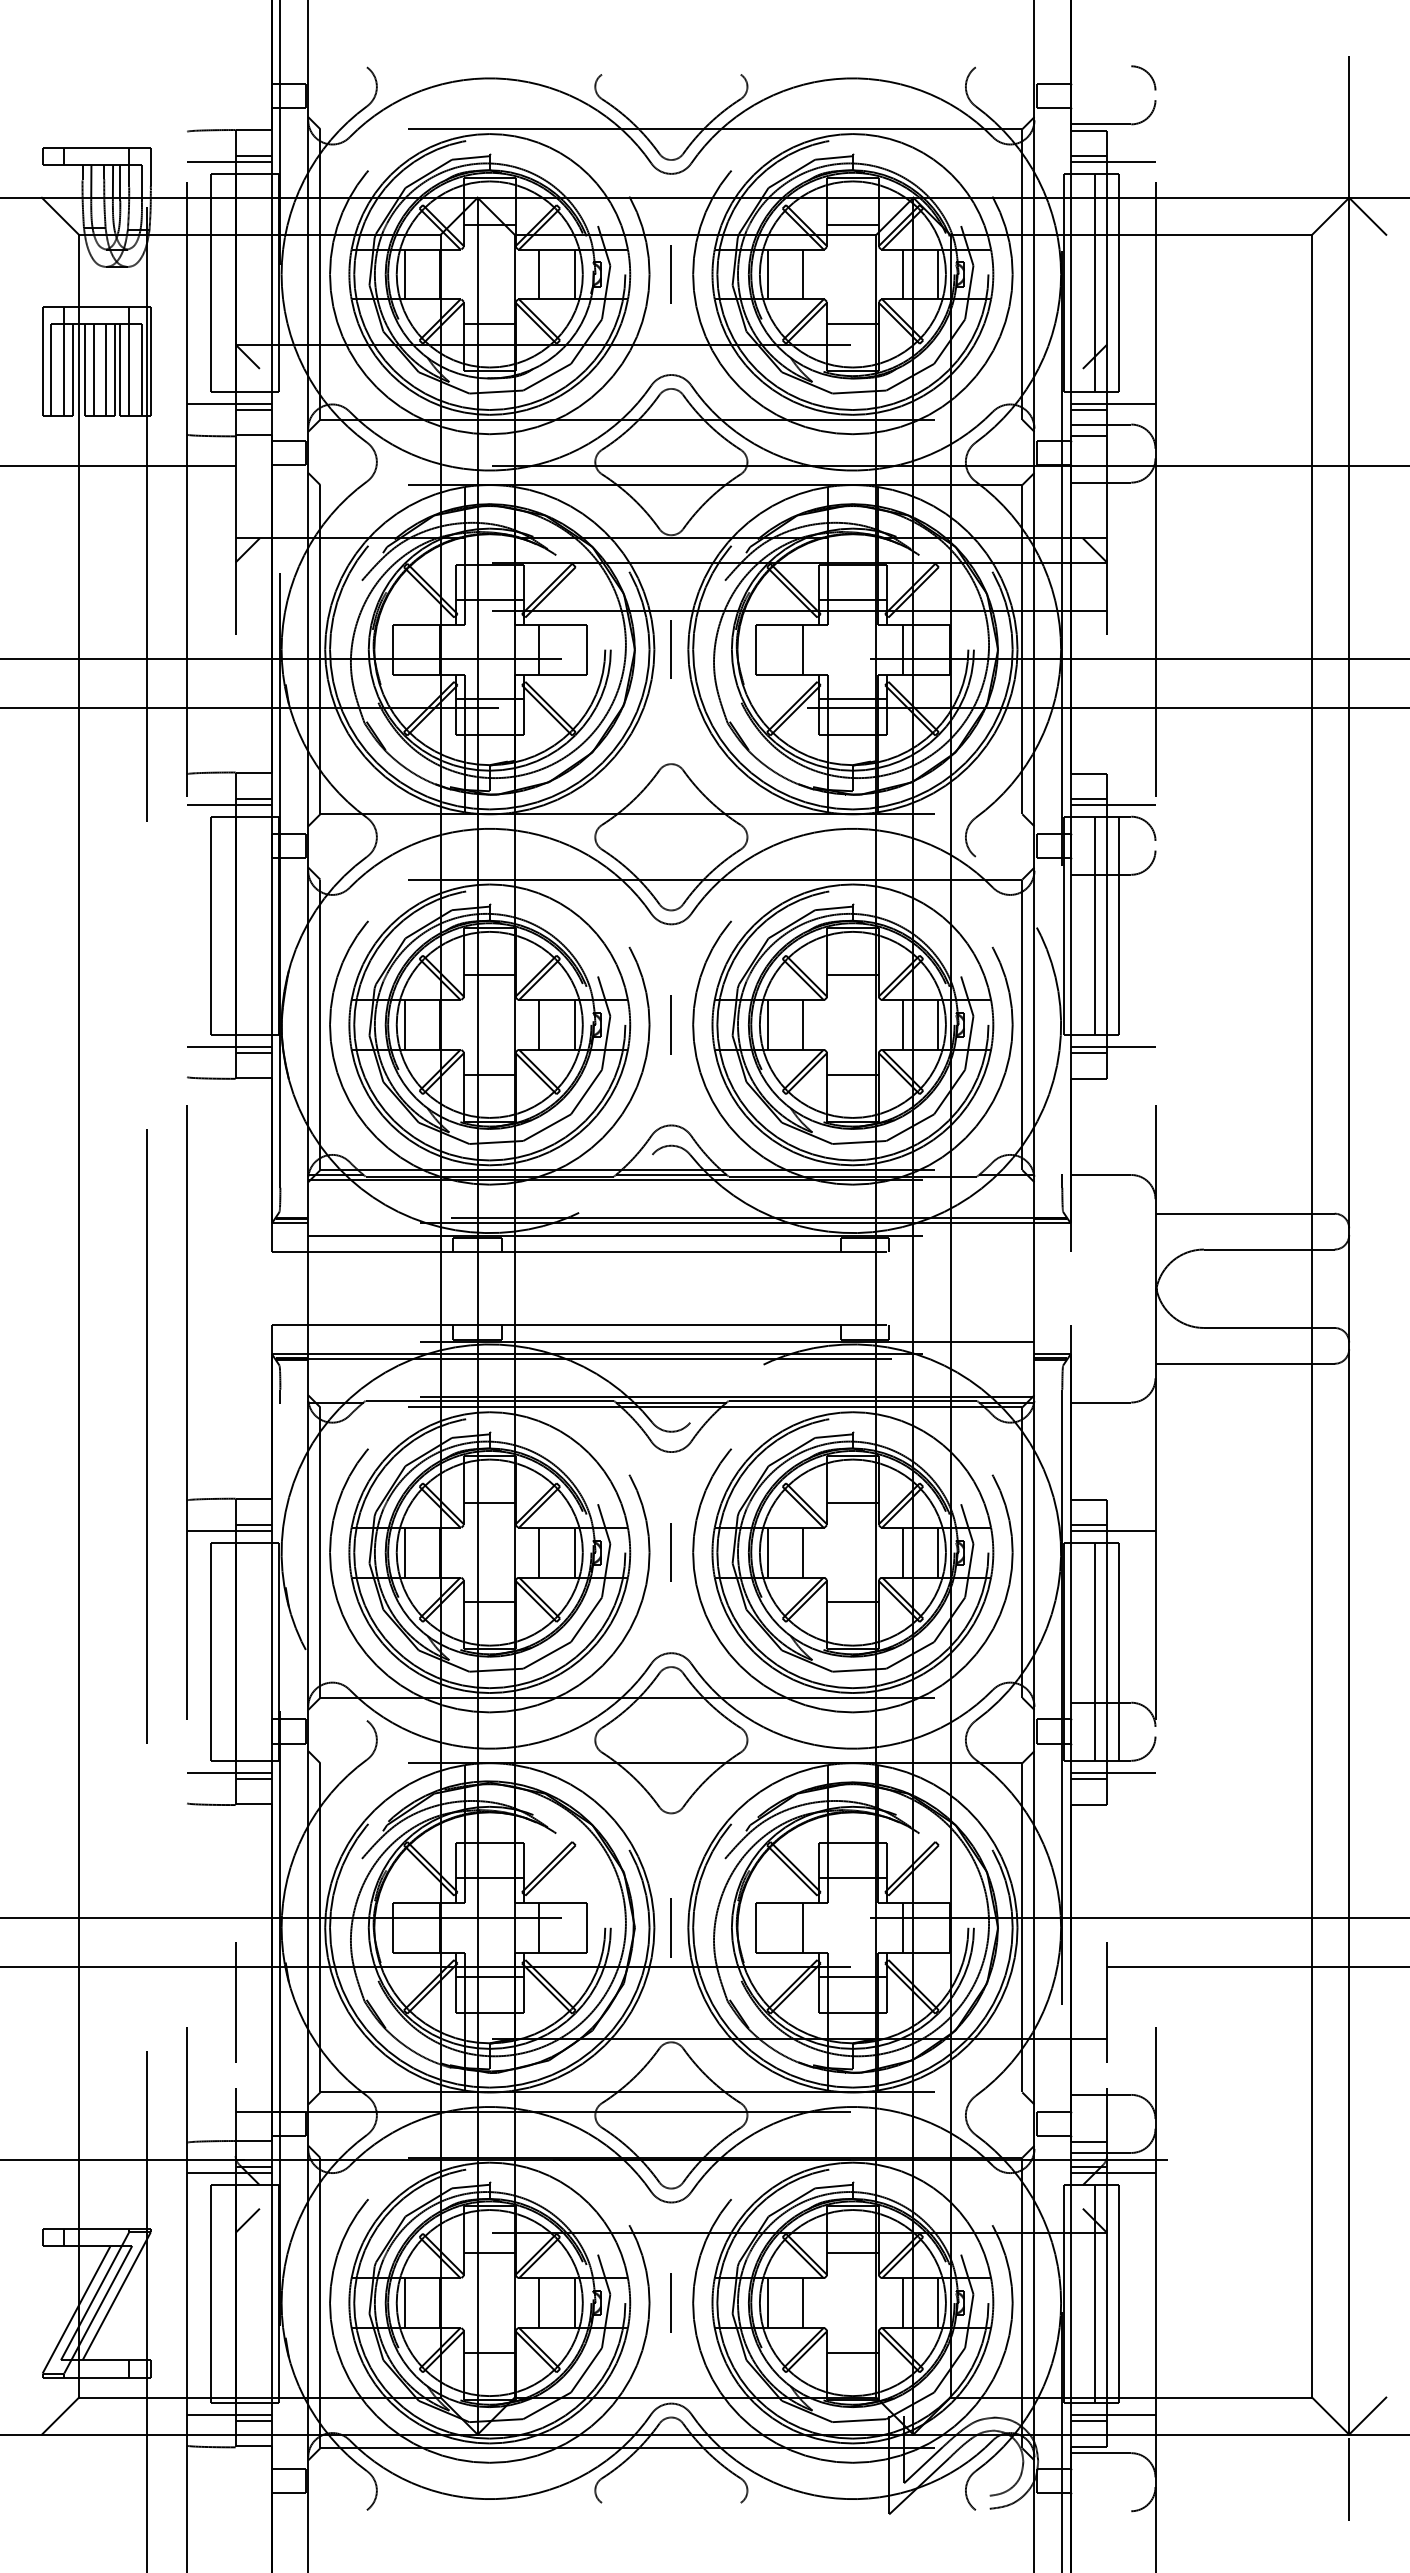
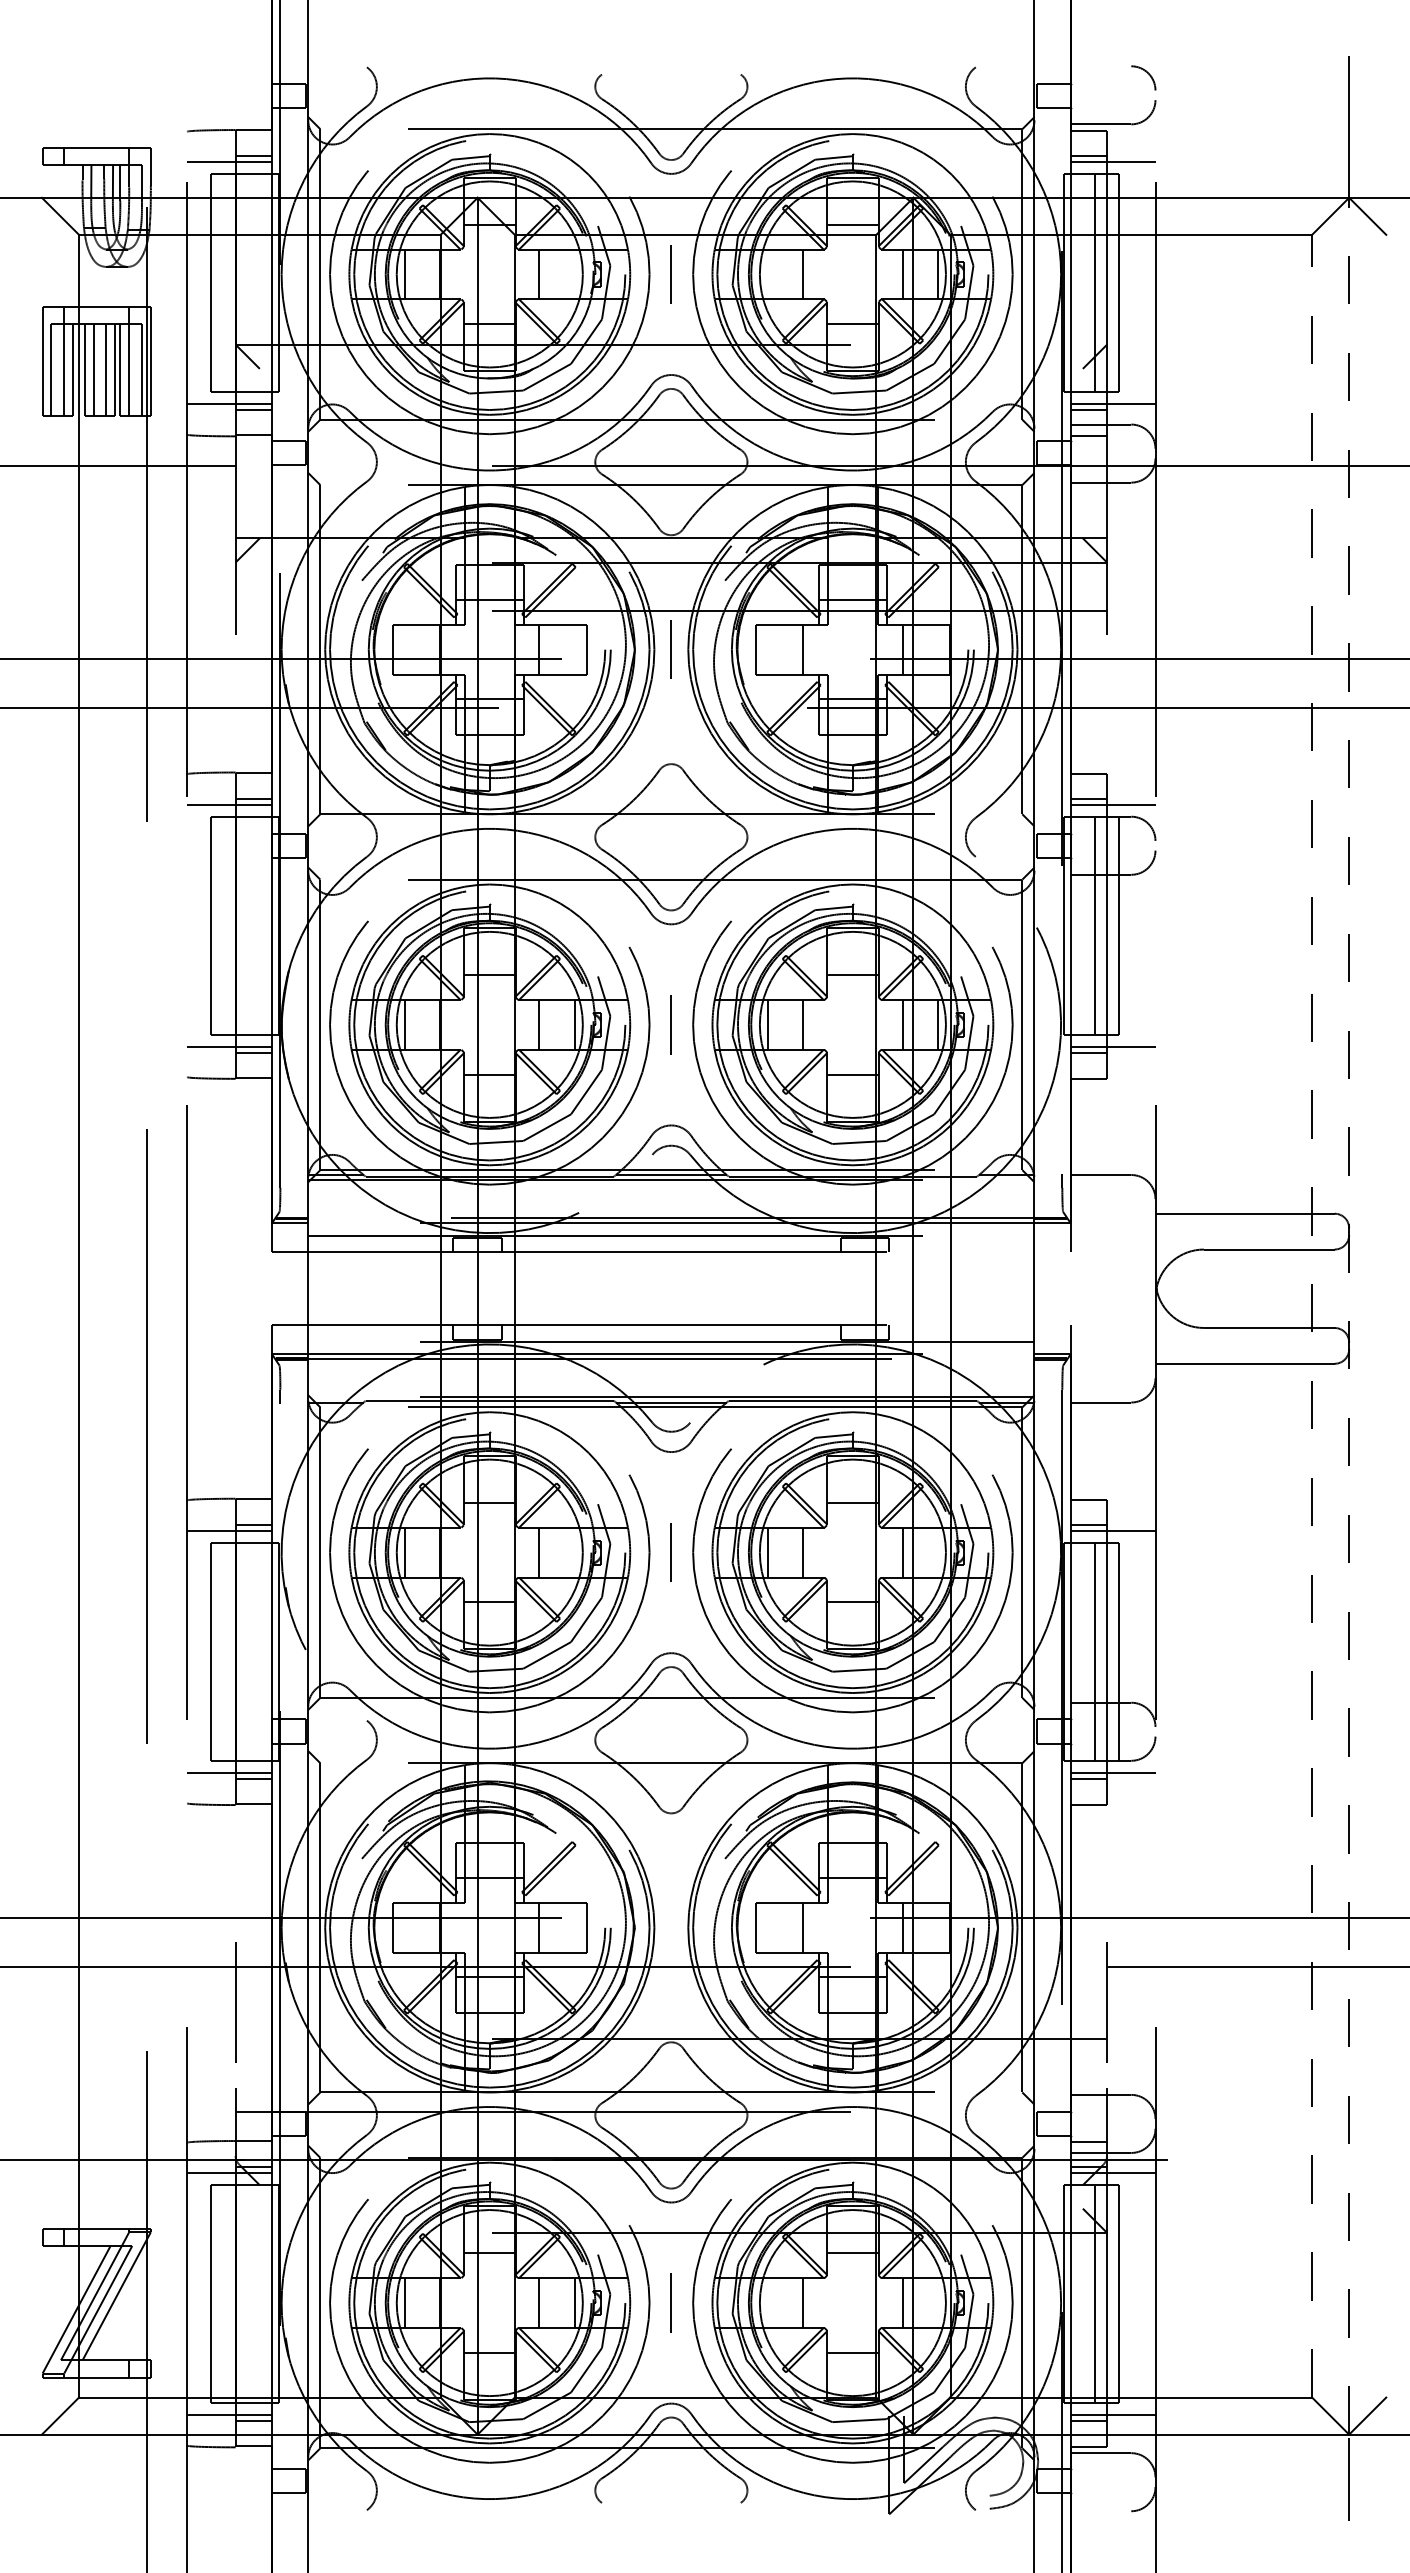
line: present -> none (574, 274)
line: present -> none (767, 274)
line: solid -> dashed (1312, 1315)
line: solid -> dashed (1349, 1315)
line: present -> none (574, 1552)
line: present -> none (937, 1552)
line: present -> none (670, 1927)
line: present -> none (247, 2220)
line: present -> none (767, 2303)
line: present -> none (937, 2303)
